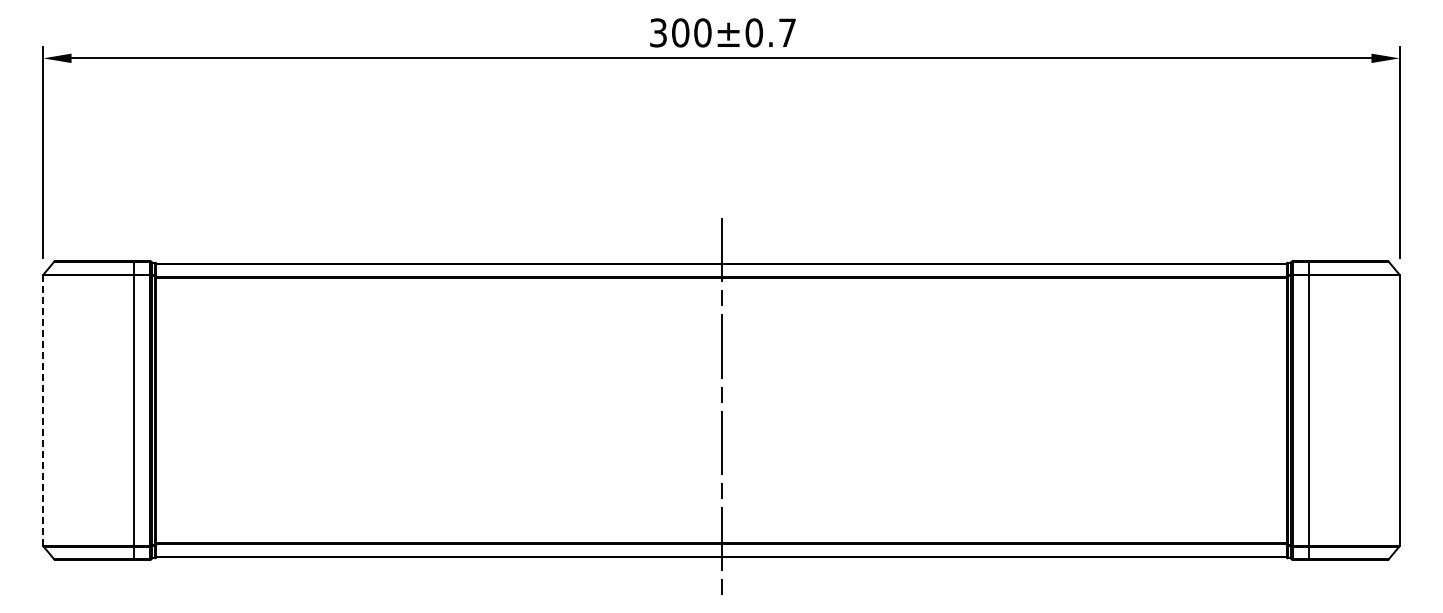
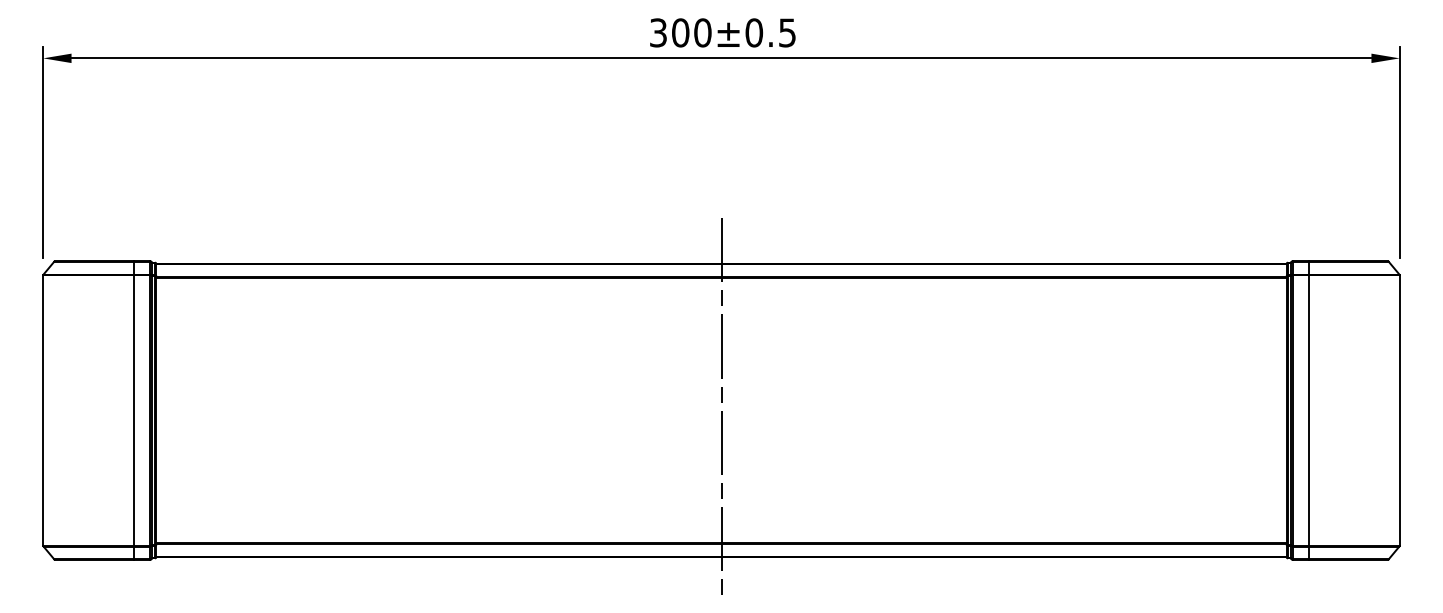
text: 300±0.7 -> 300±0.5 (787, 32)
line: dashed -> solid (43, 411)
